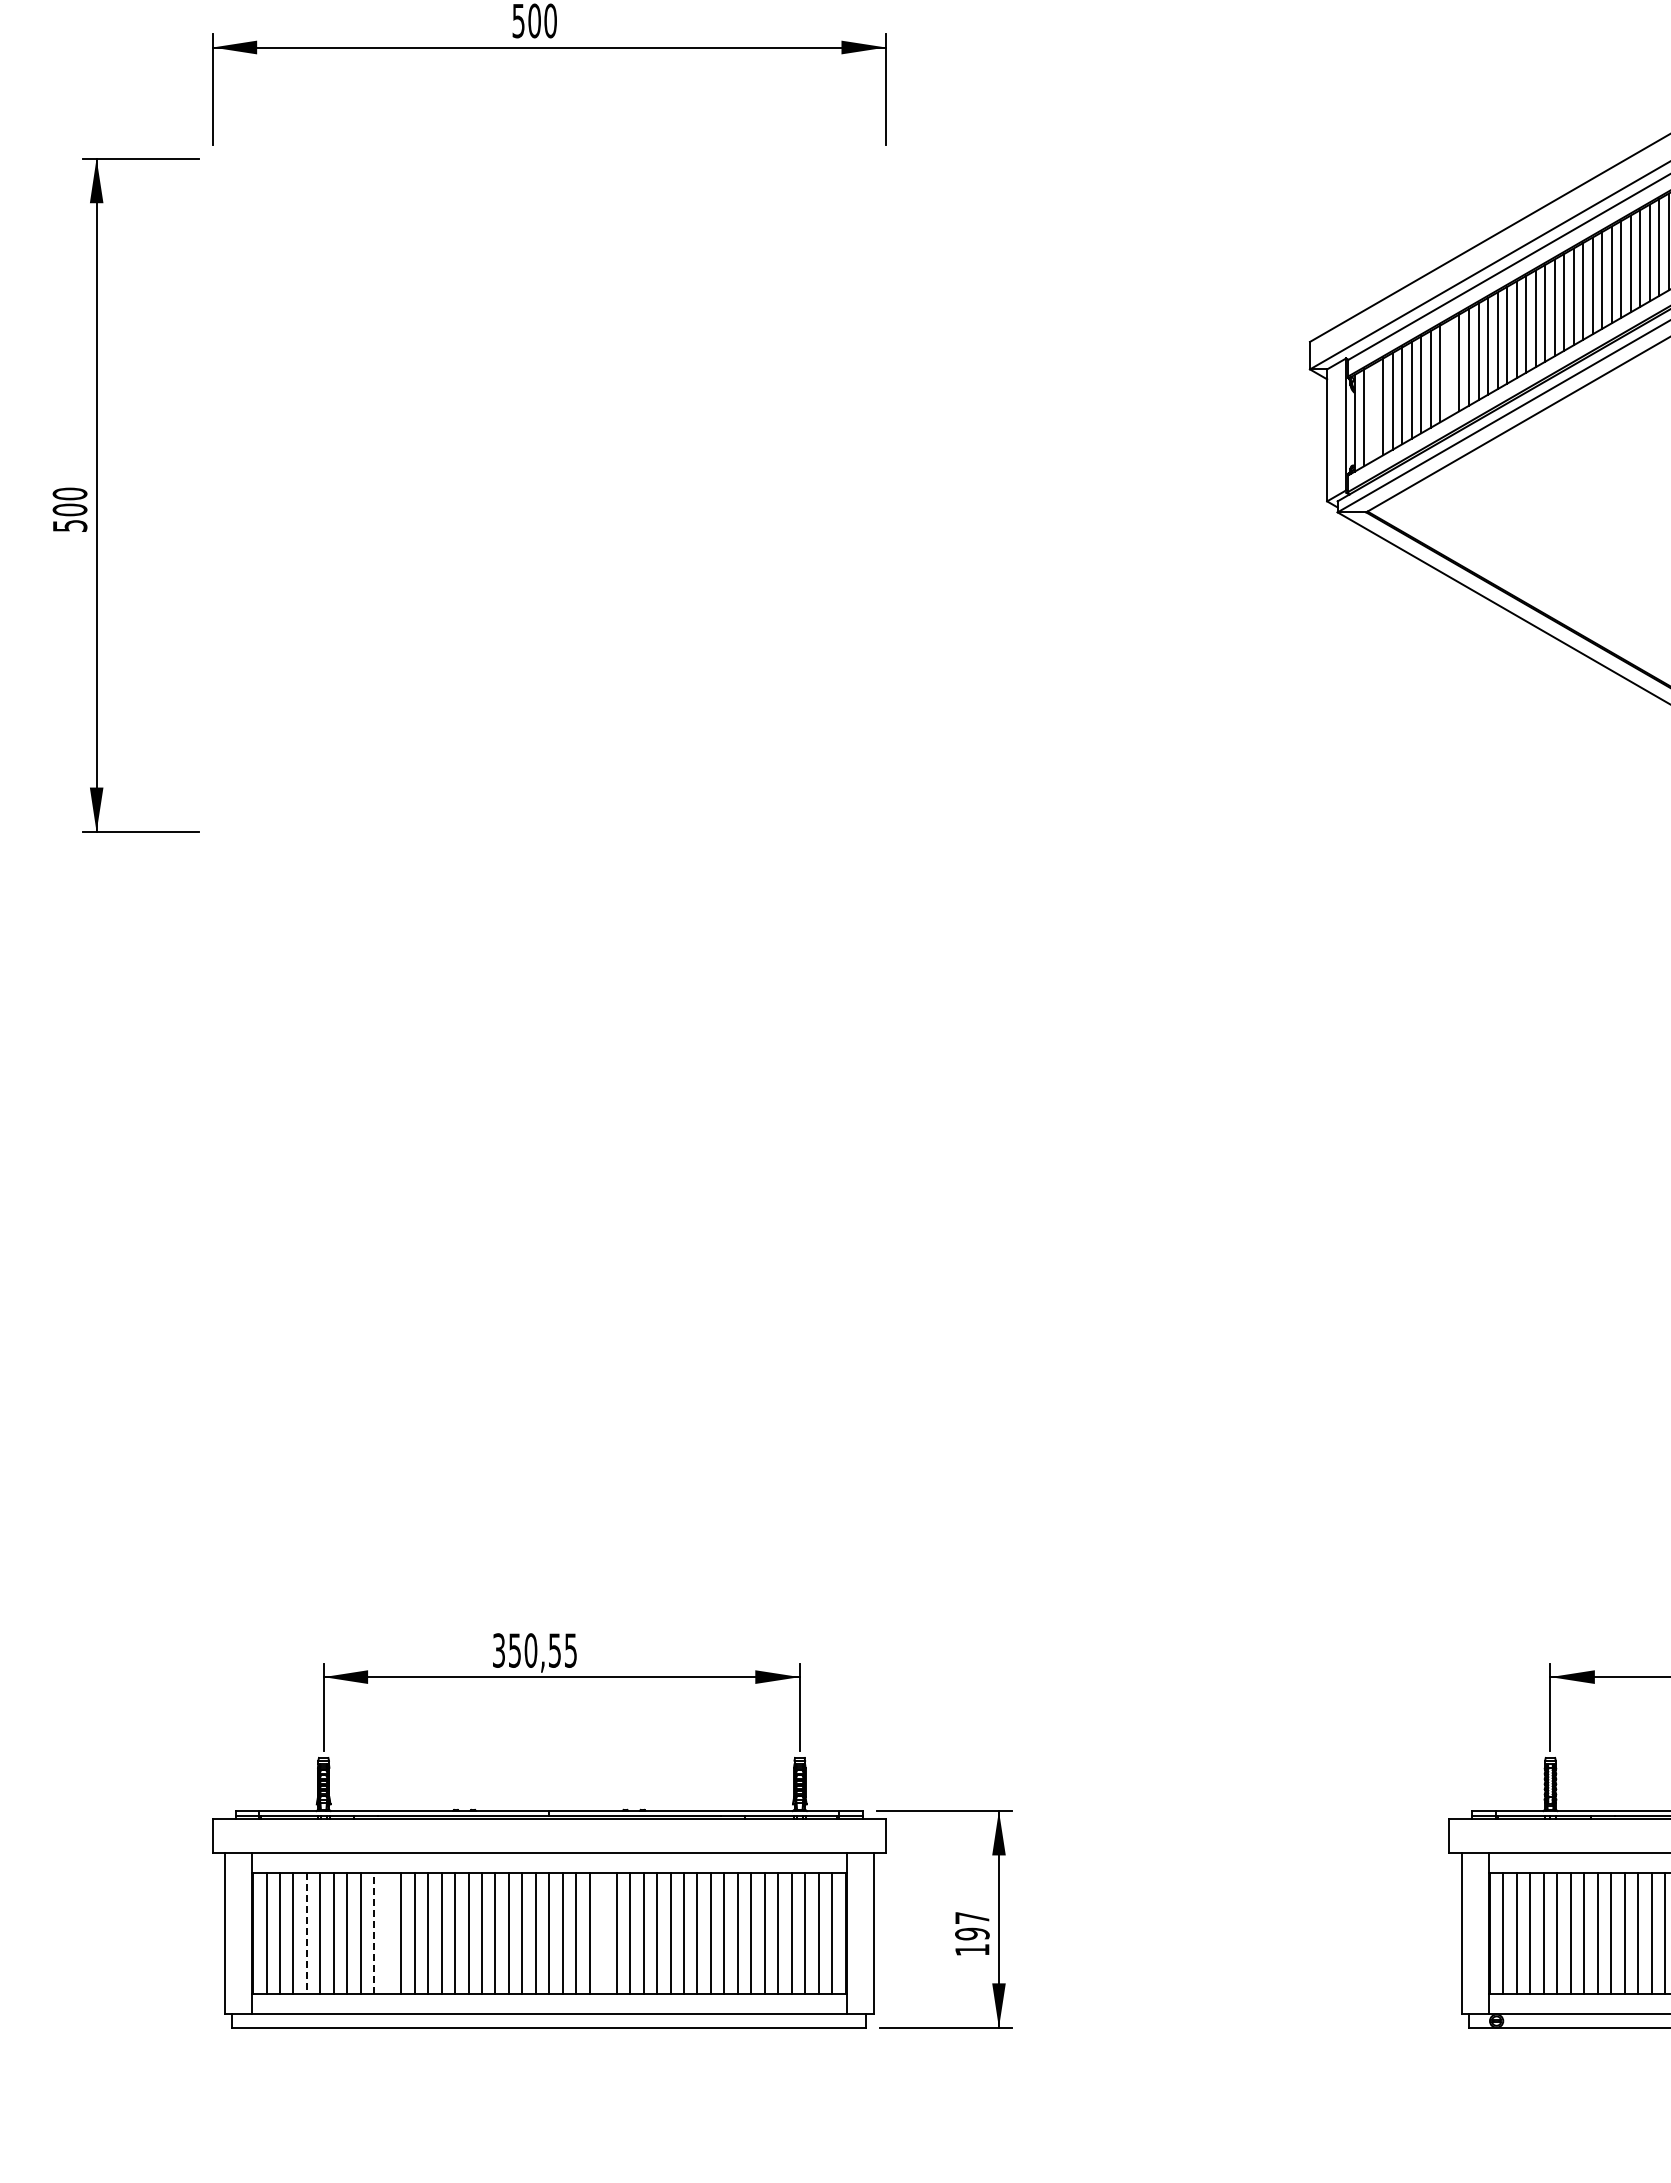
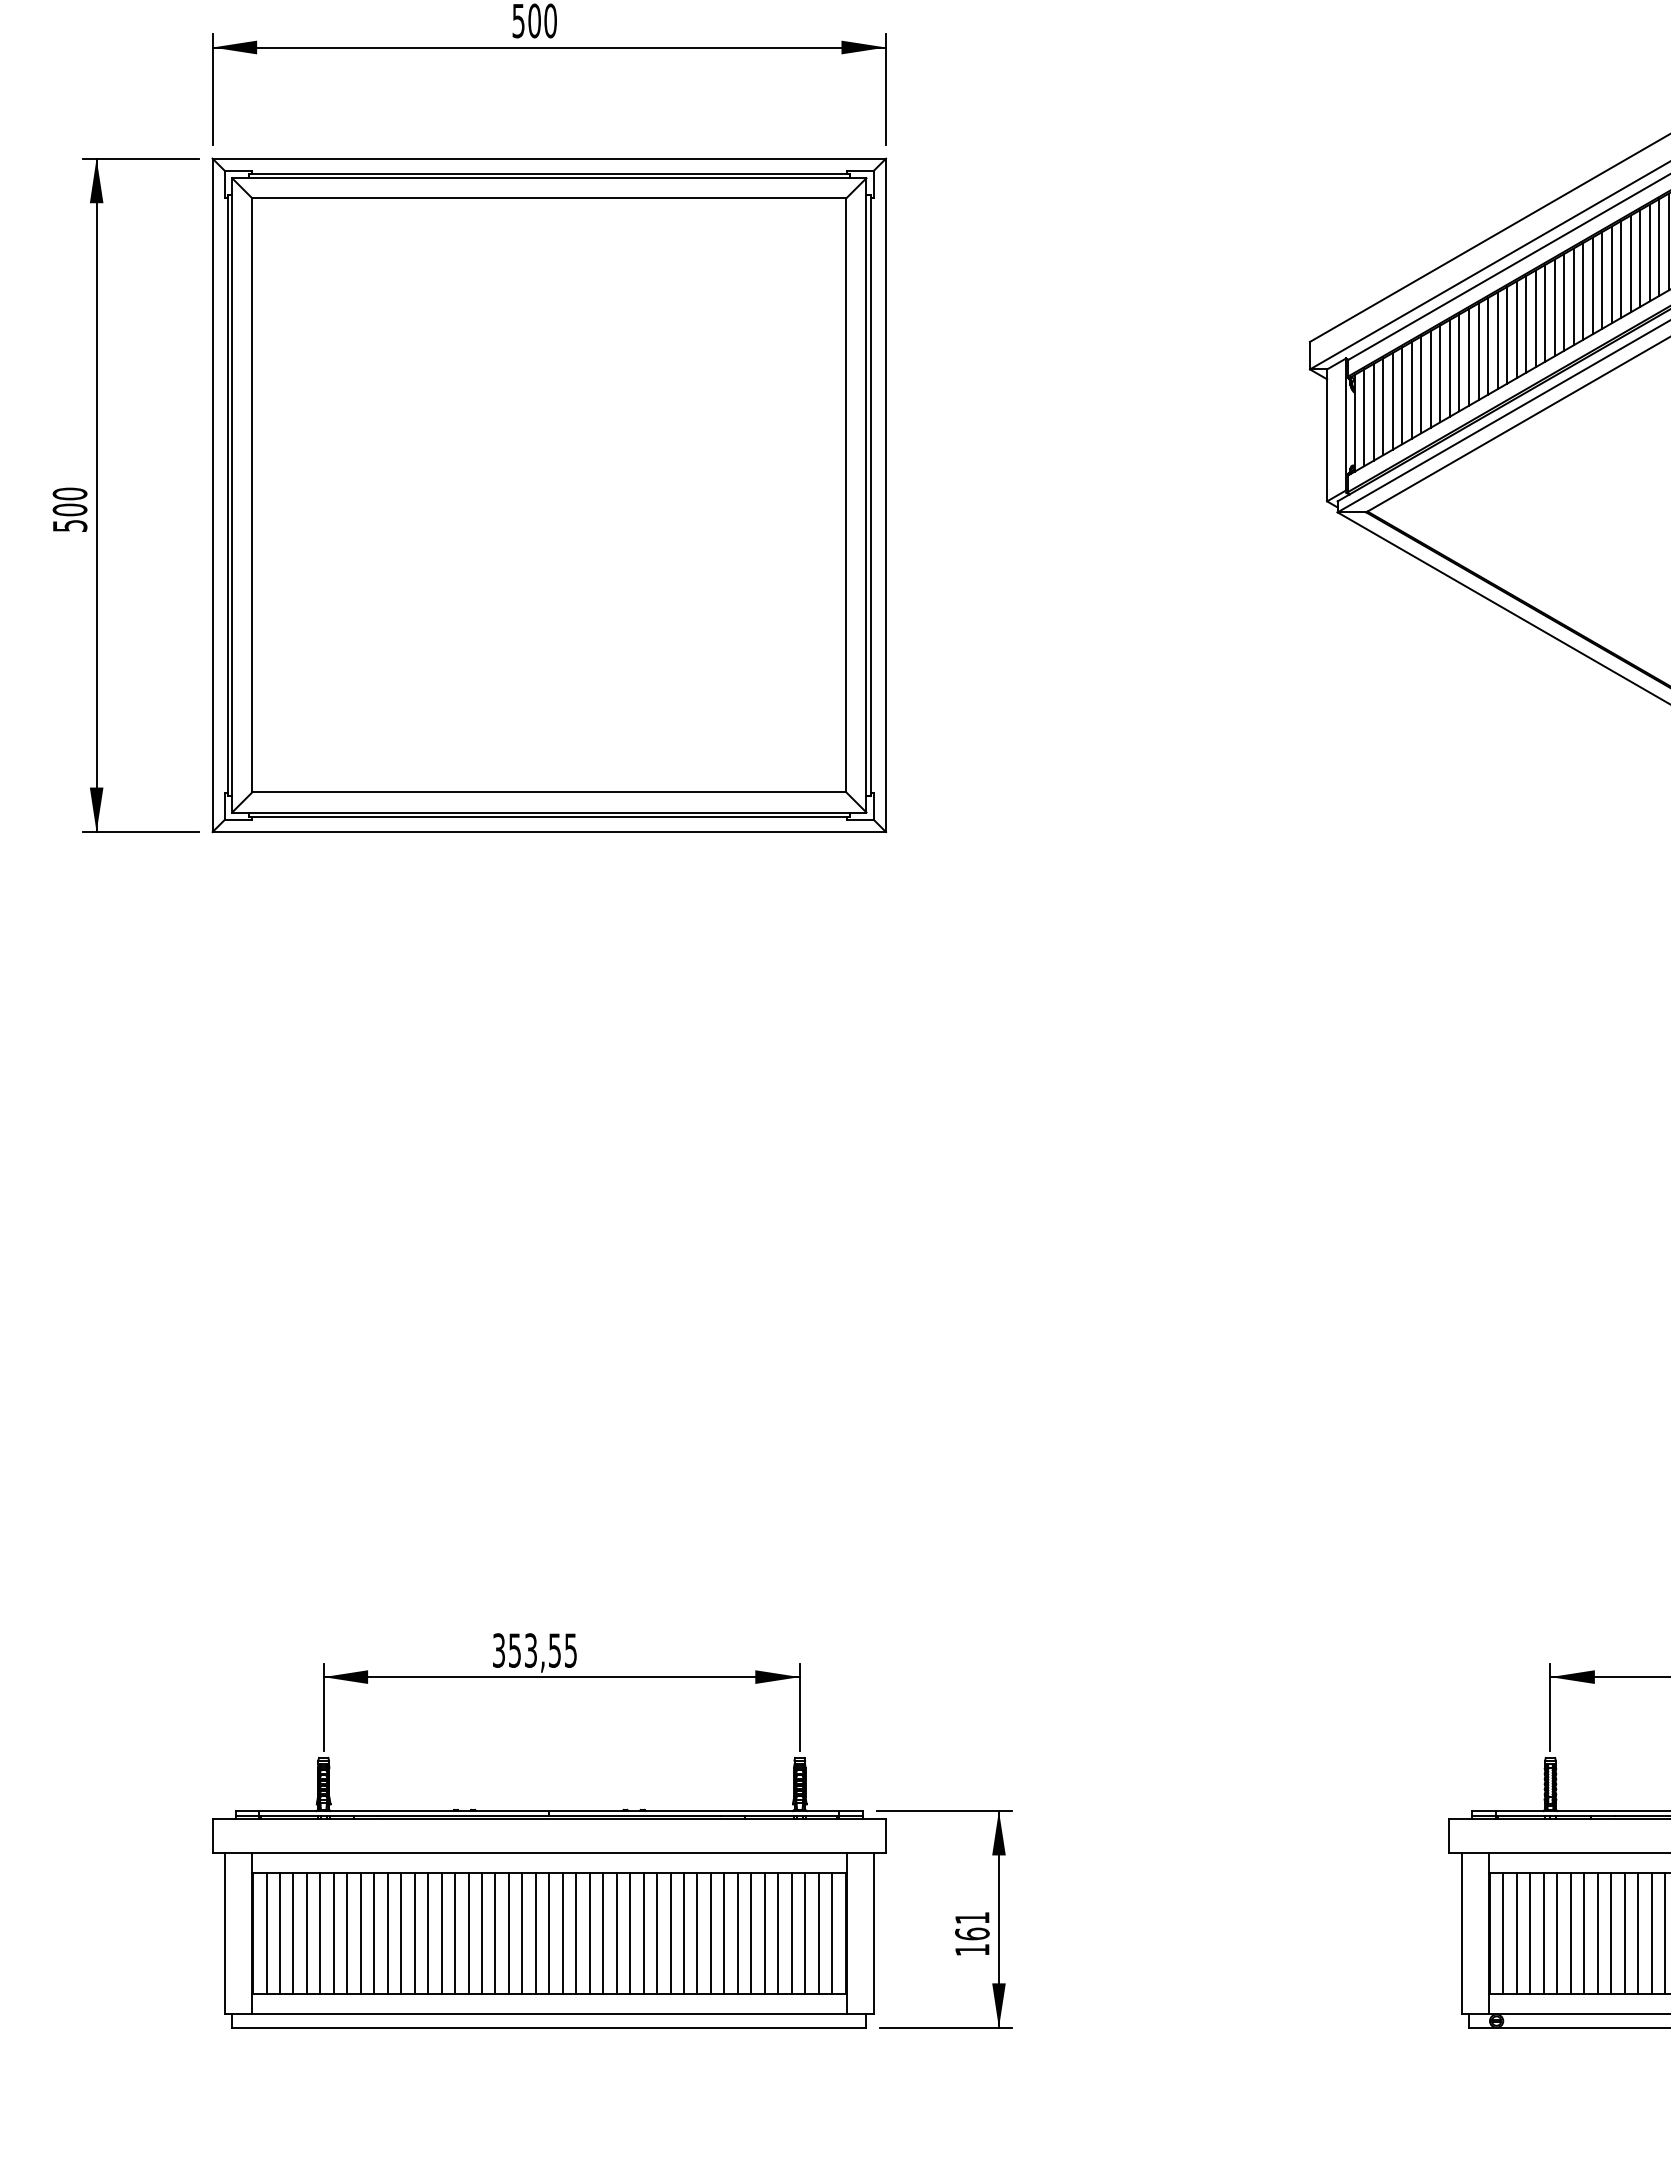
line: none -> present (1449, 367)
line: none -> present (1373, 411)
part: none -> present (549, 495)
text: 350,55 -> 353,55 (530, 1650)
text: 197 -> 161 (972, 1926)
line: dashed -> solid (306, 1933)
line: dashed -> solid (374, 1933)
line: none -> present (387, 1933)
line: none -> present (603, 1933)
